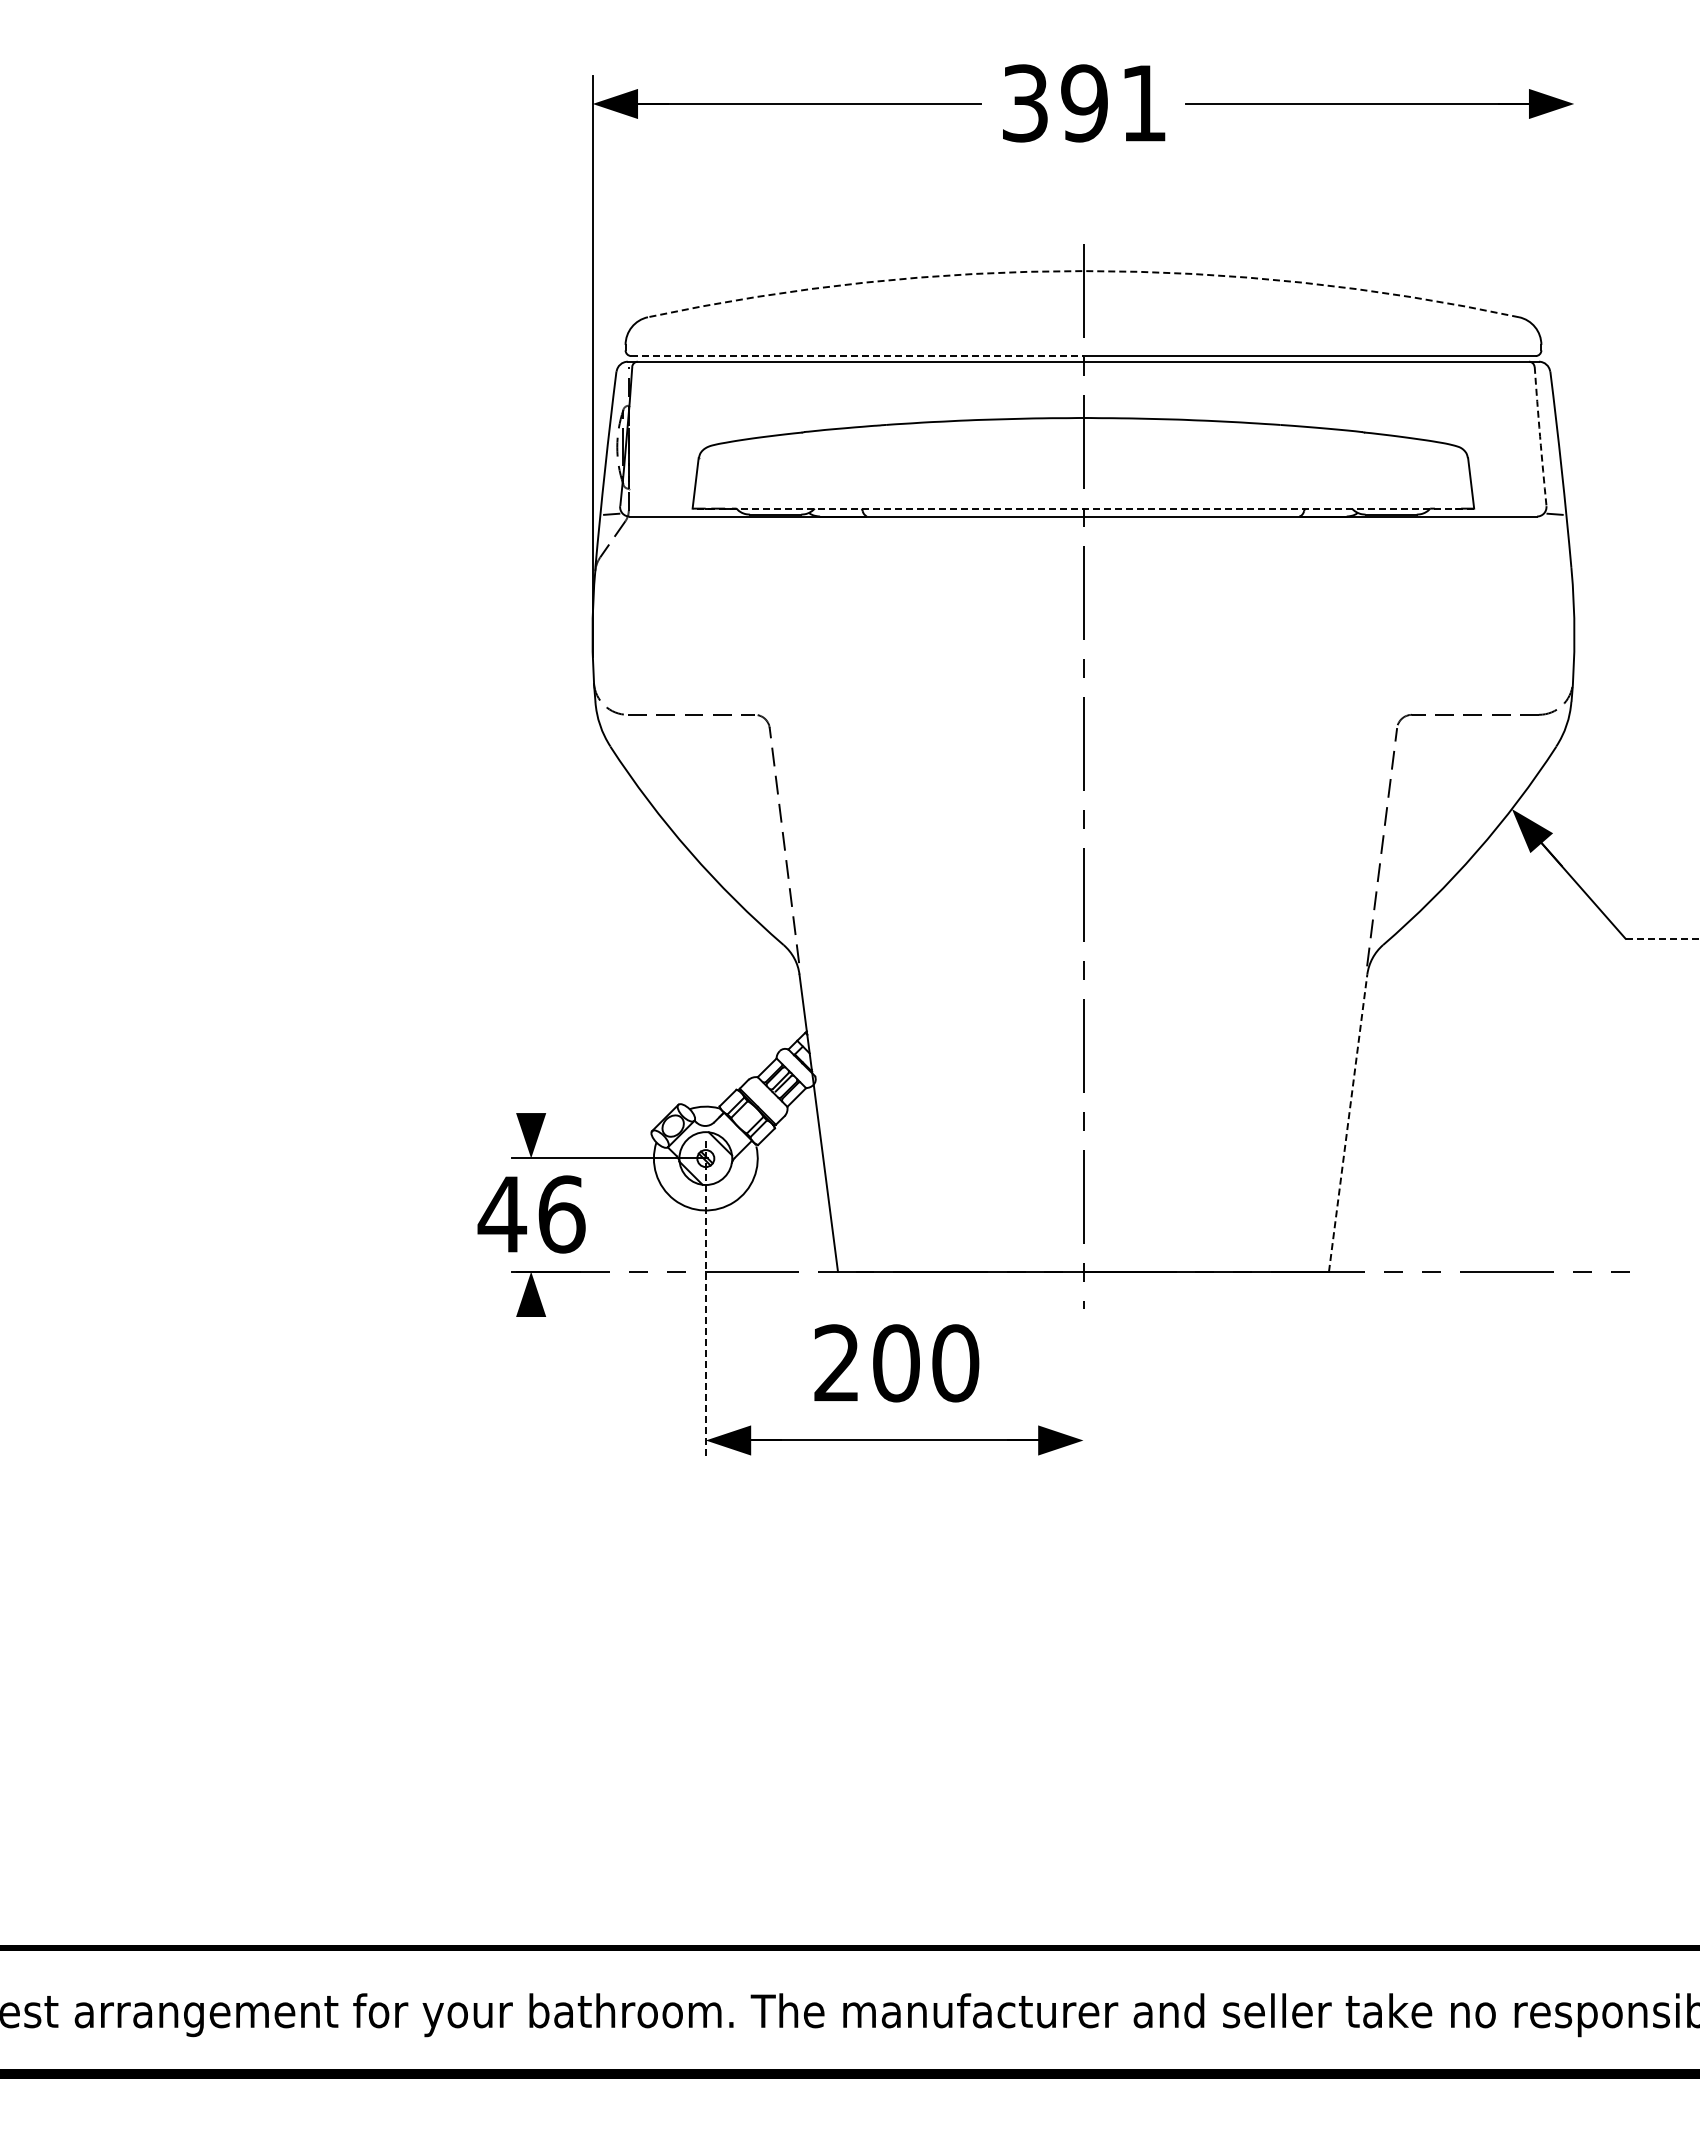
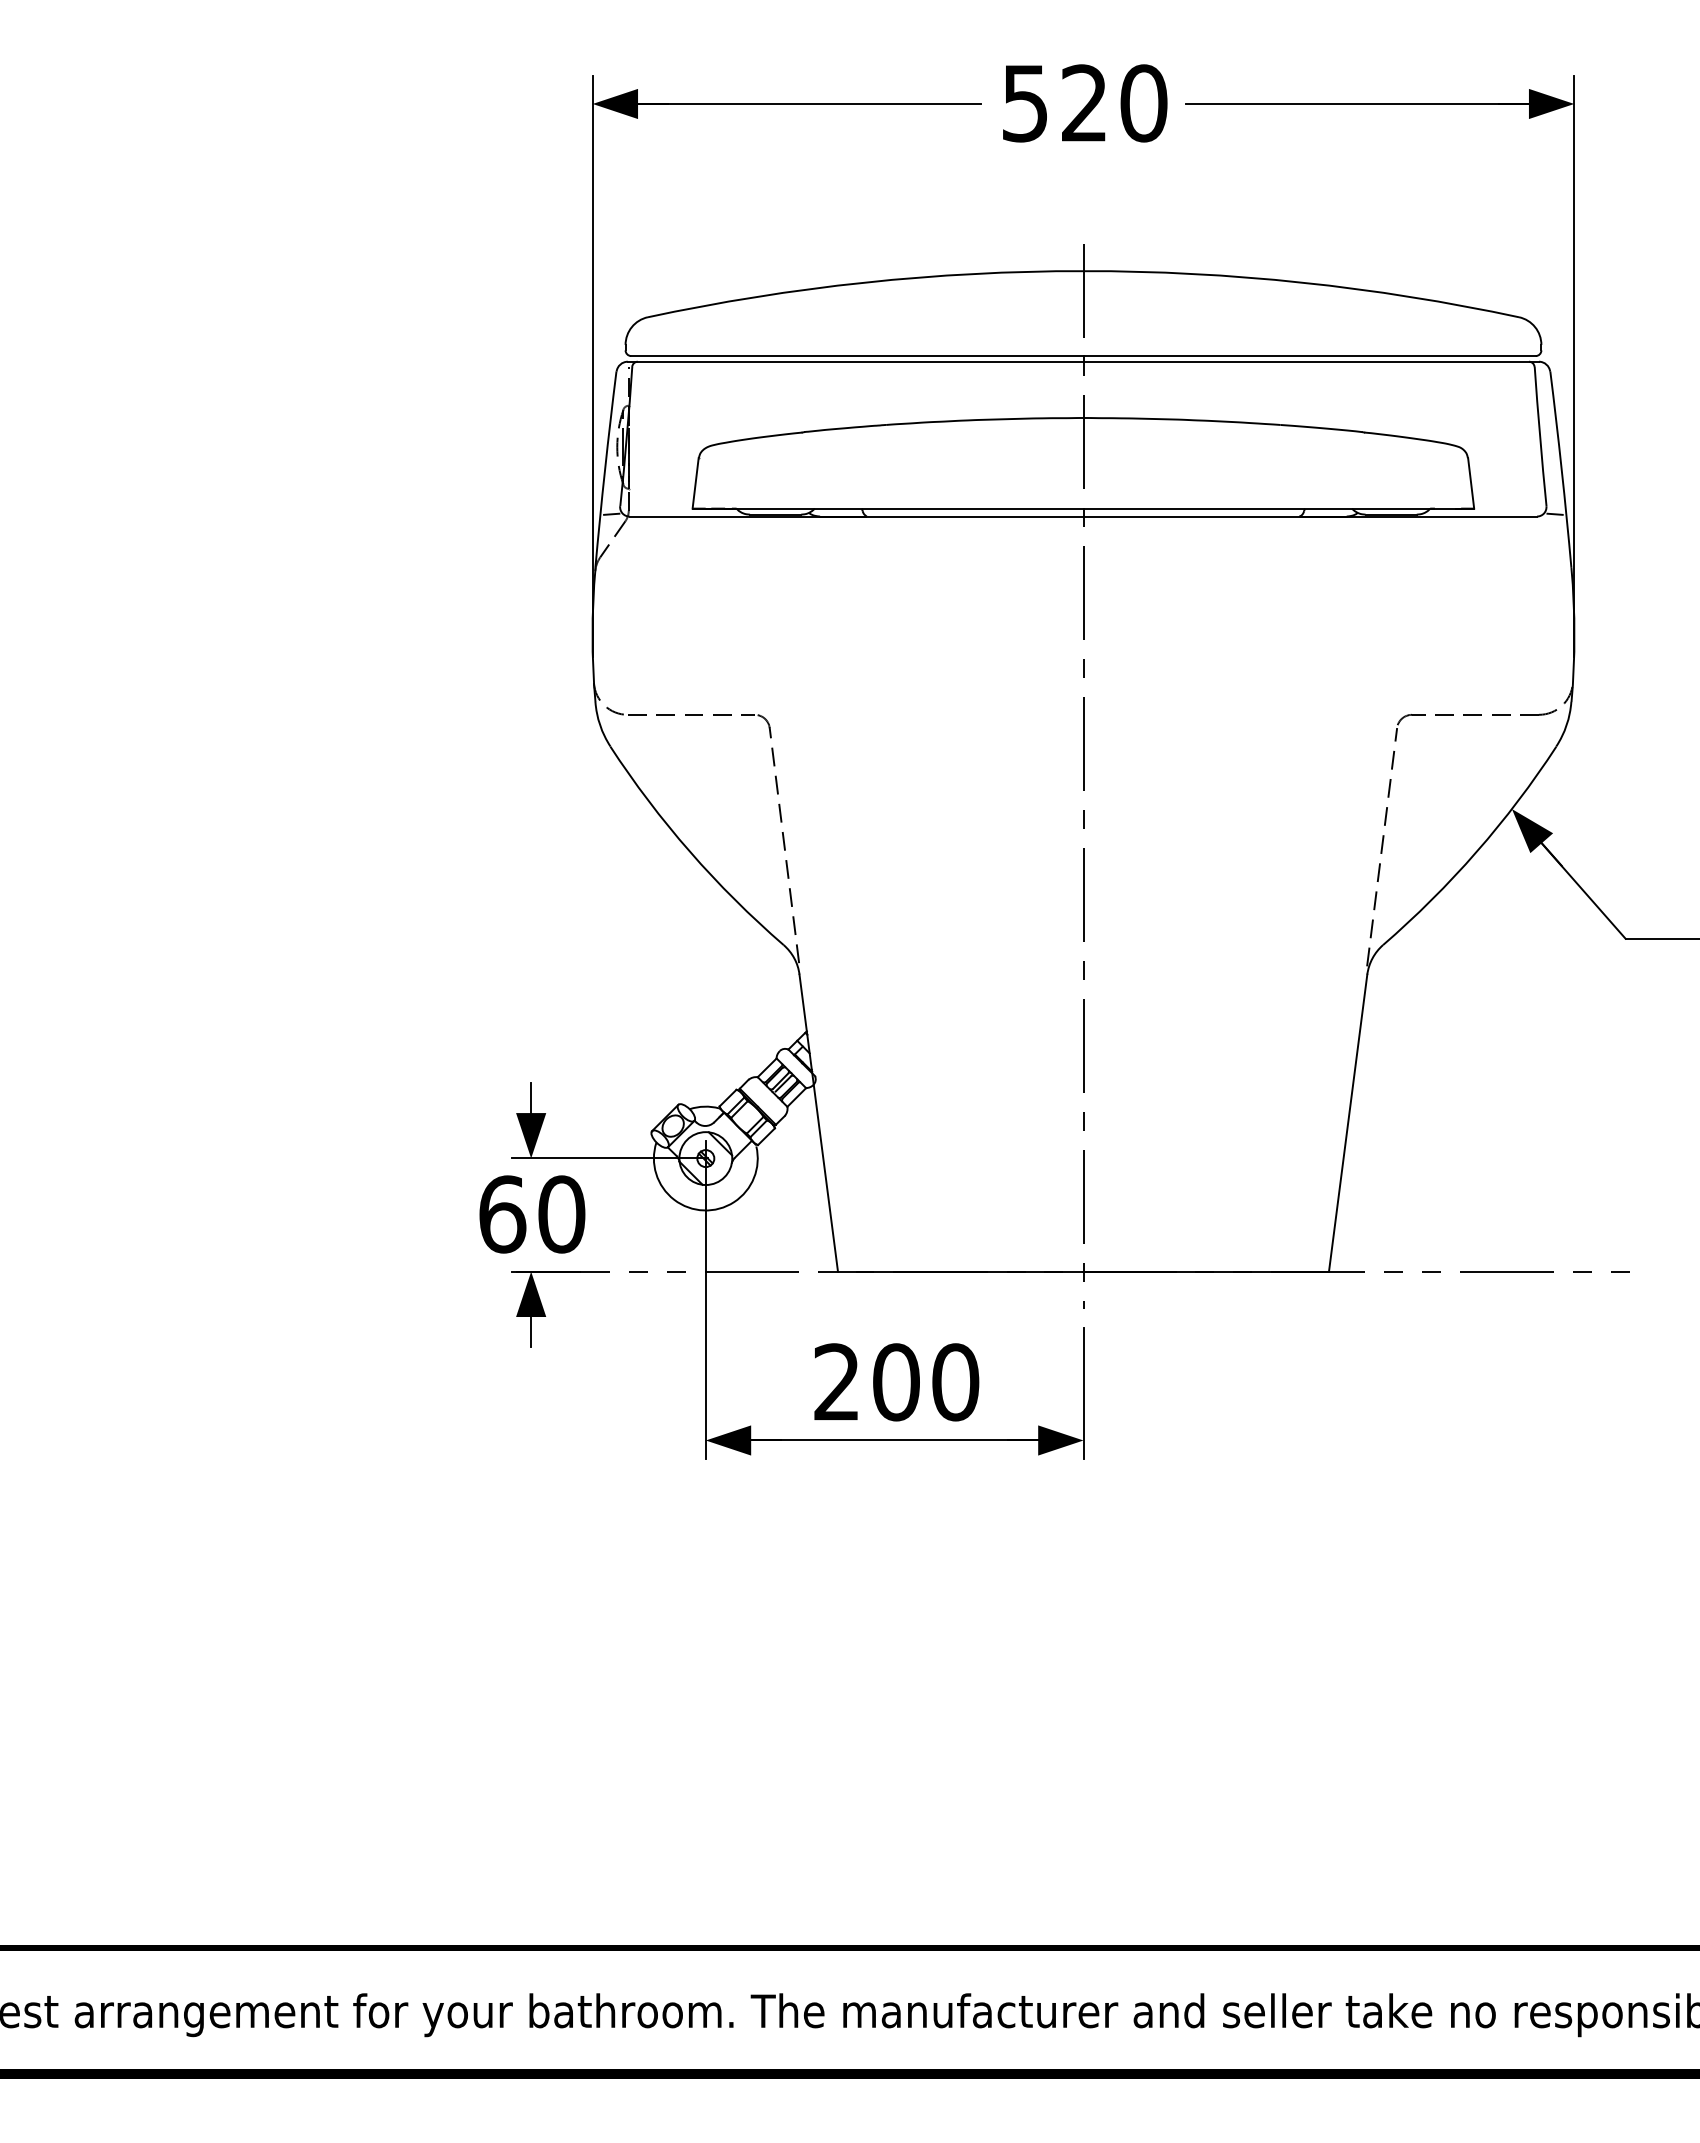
text: 391 -> 520 (1085, 103)
arc: dashed -> solid (1083, 271)
line: dashed -> solid (857, 356)
line: none -> present (1574, 365)
arc: dashed -> solid (1540, 436)
line: dashed -> solid (1083, 508)
line: dashed -> solid (1662, 938)
line: none -> present (531, 1097)
line: dashed -> solid (1348, 1123)
text: 46 -> 60 (531, 1214)
line: dashed -> solid (705, 1300)
line: none -> present (531, 1332)
text position: (896, 1363) -> (896, 1382) (896, 1382)
line: none -> present (1083, 1393)
